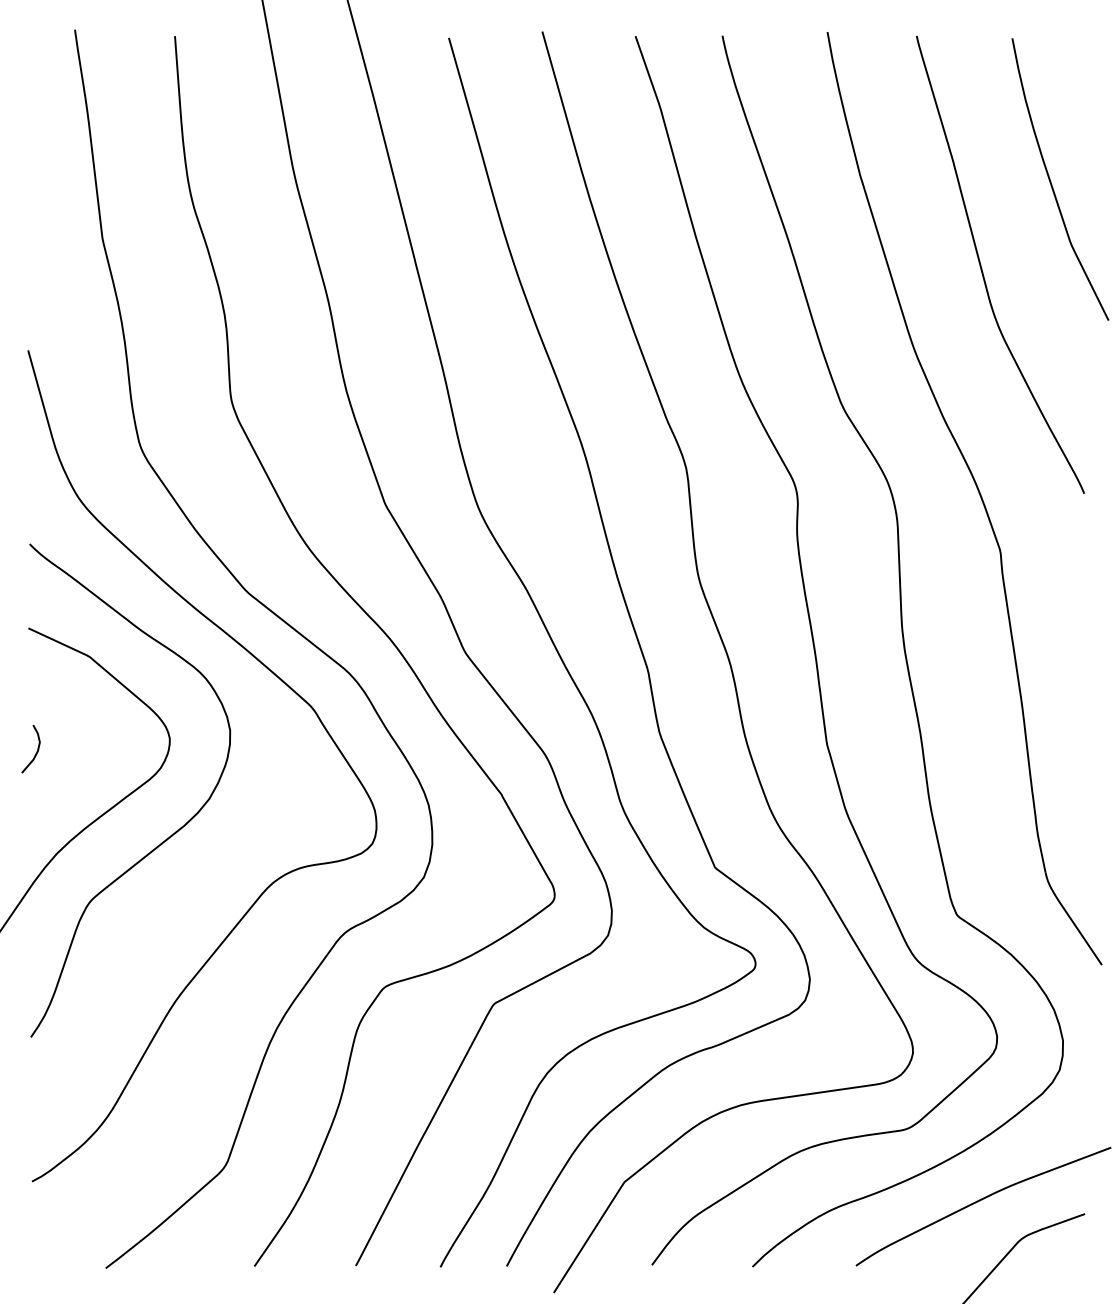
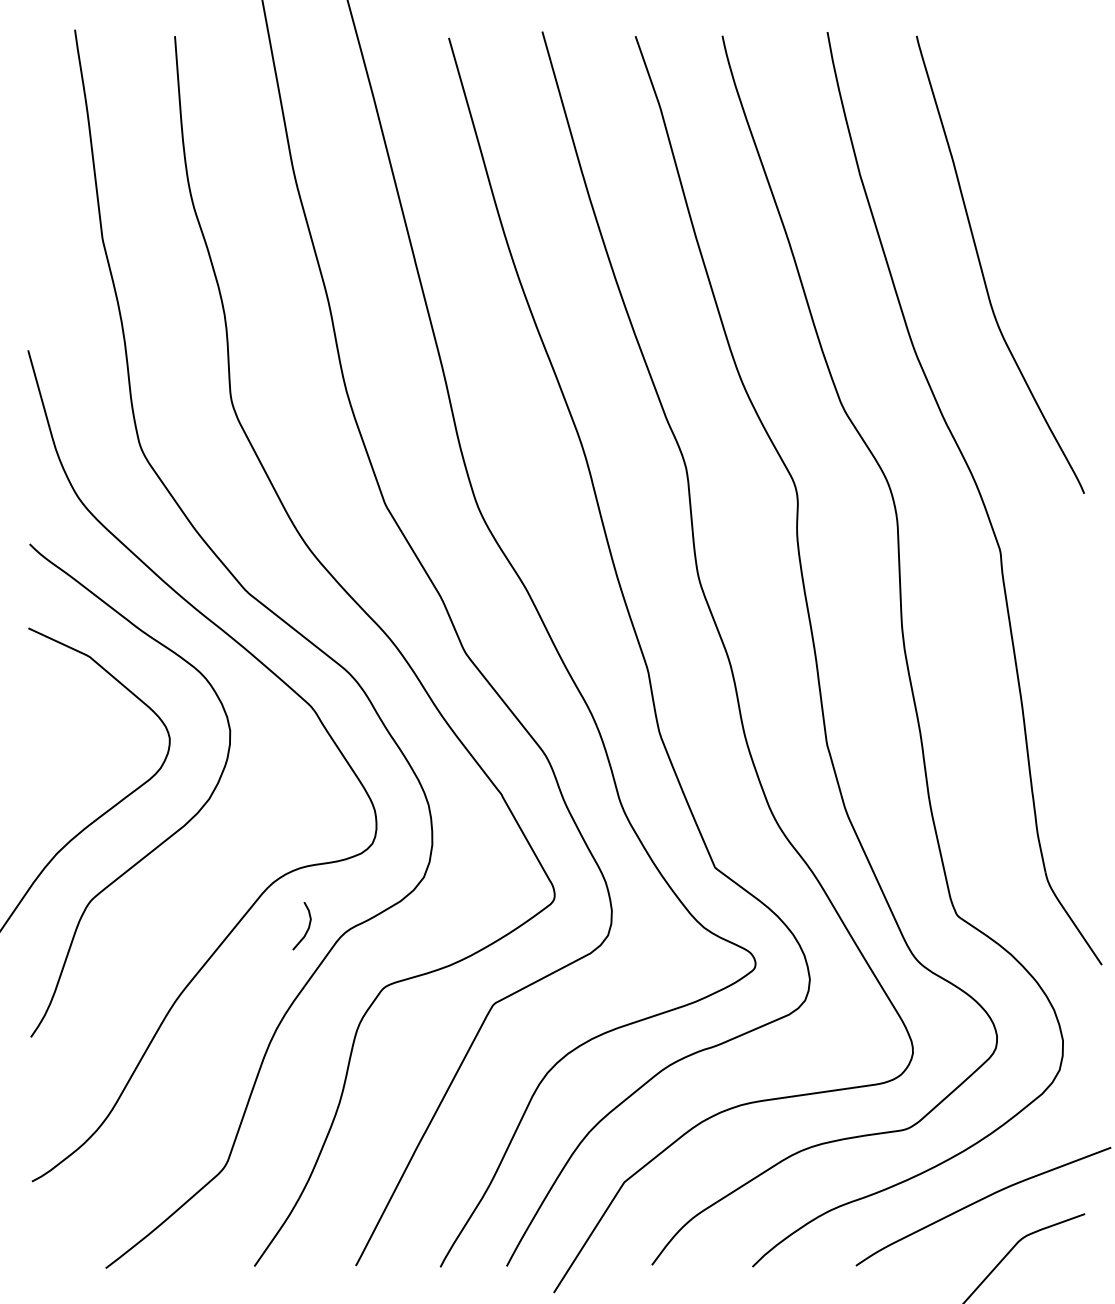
curve: present -> none (1051, 181)
curve position: (36, 751) -> (307, 928) (307, 928)
